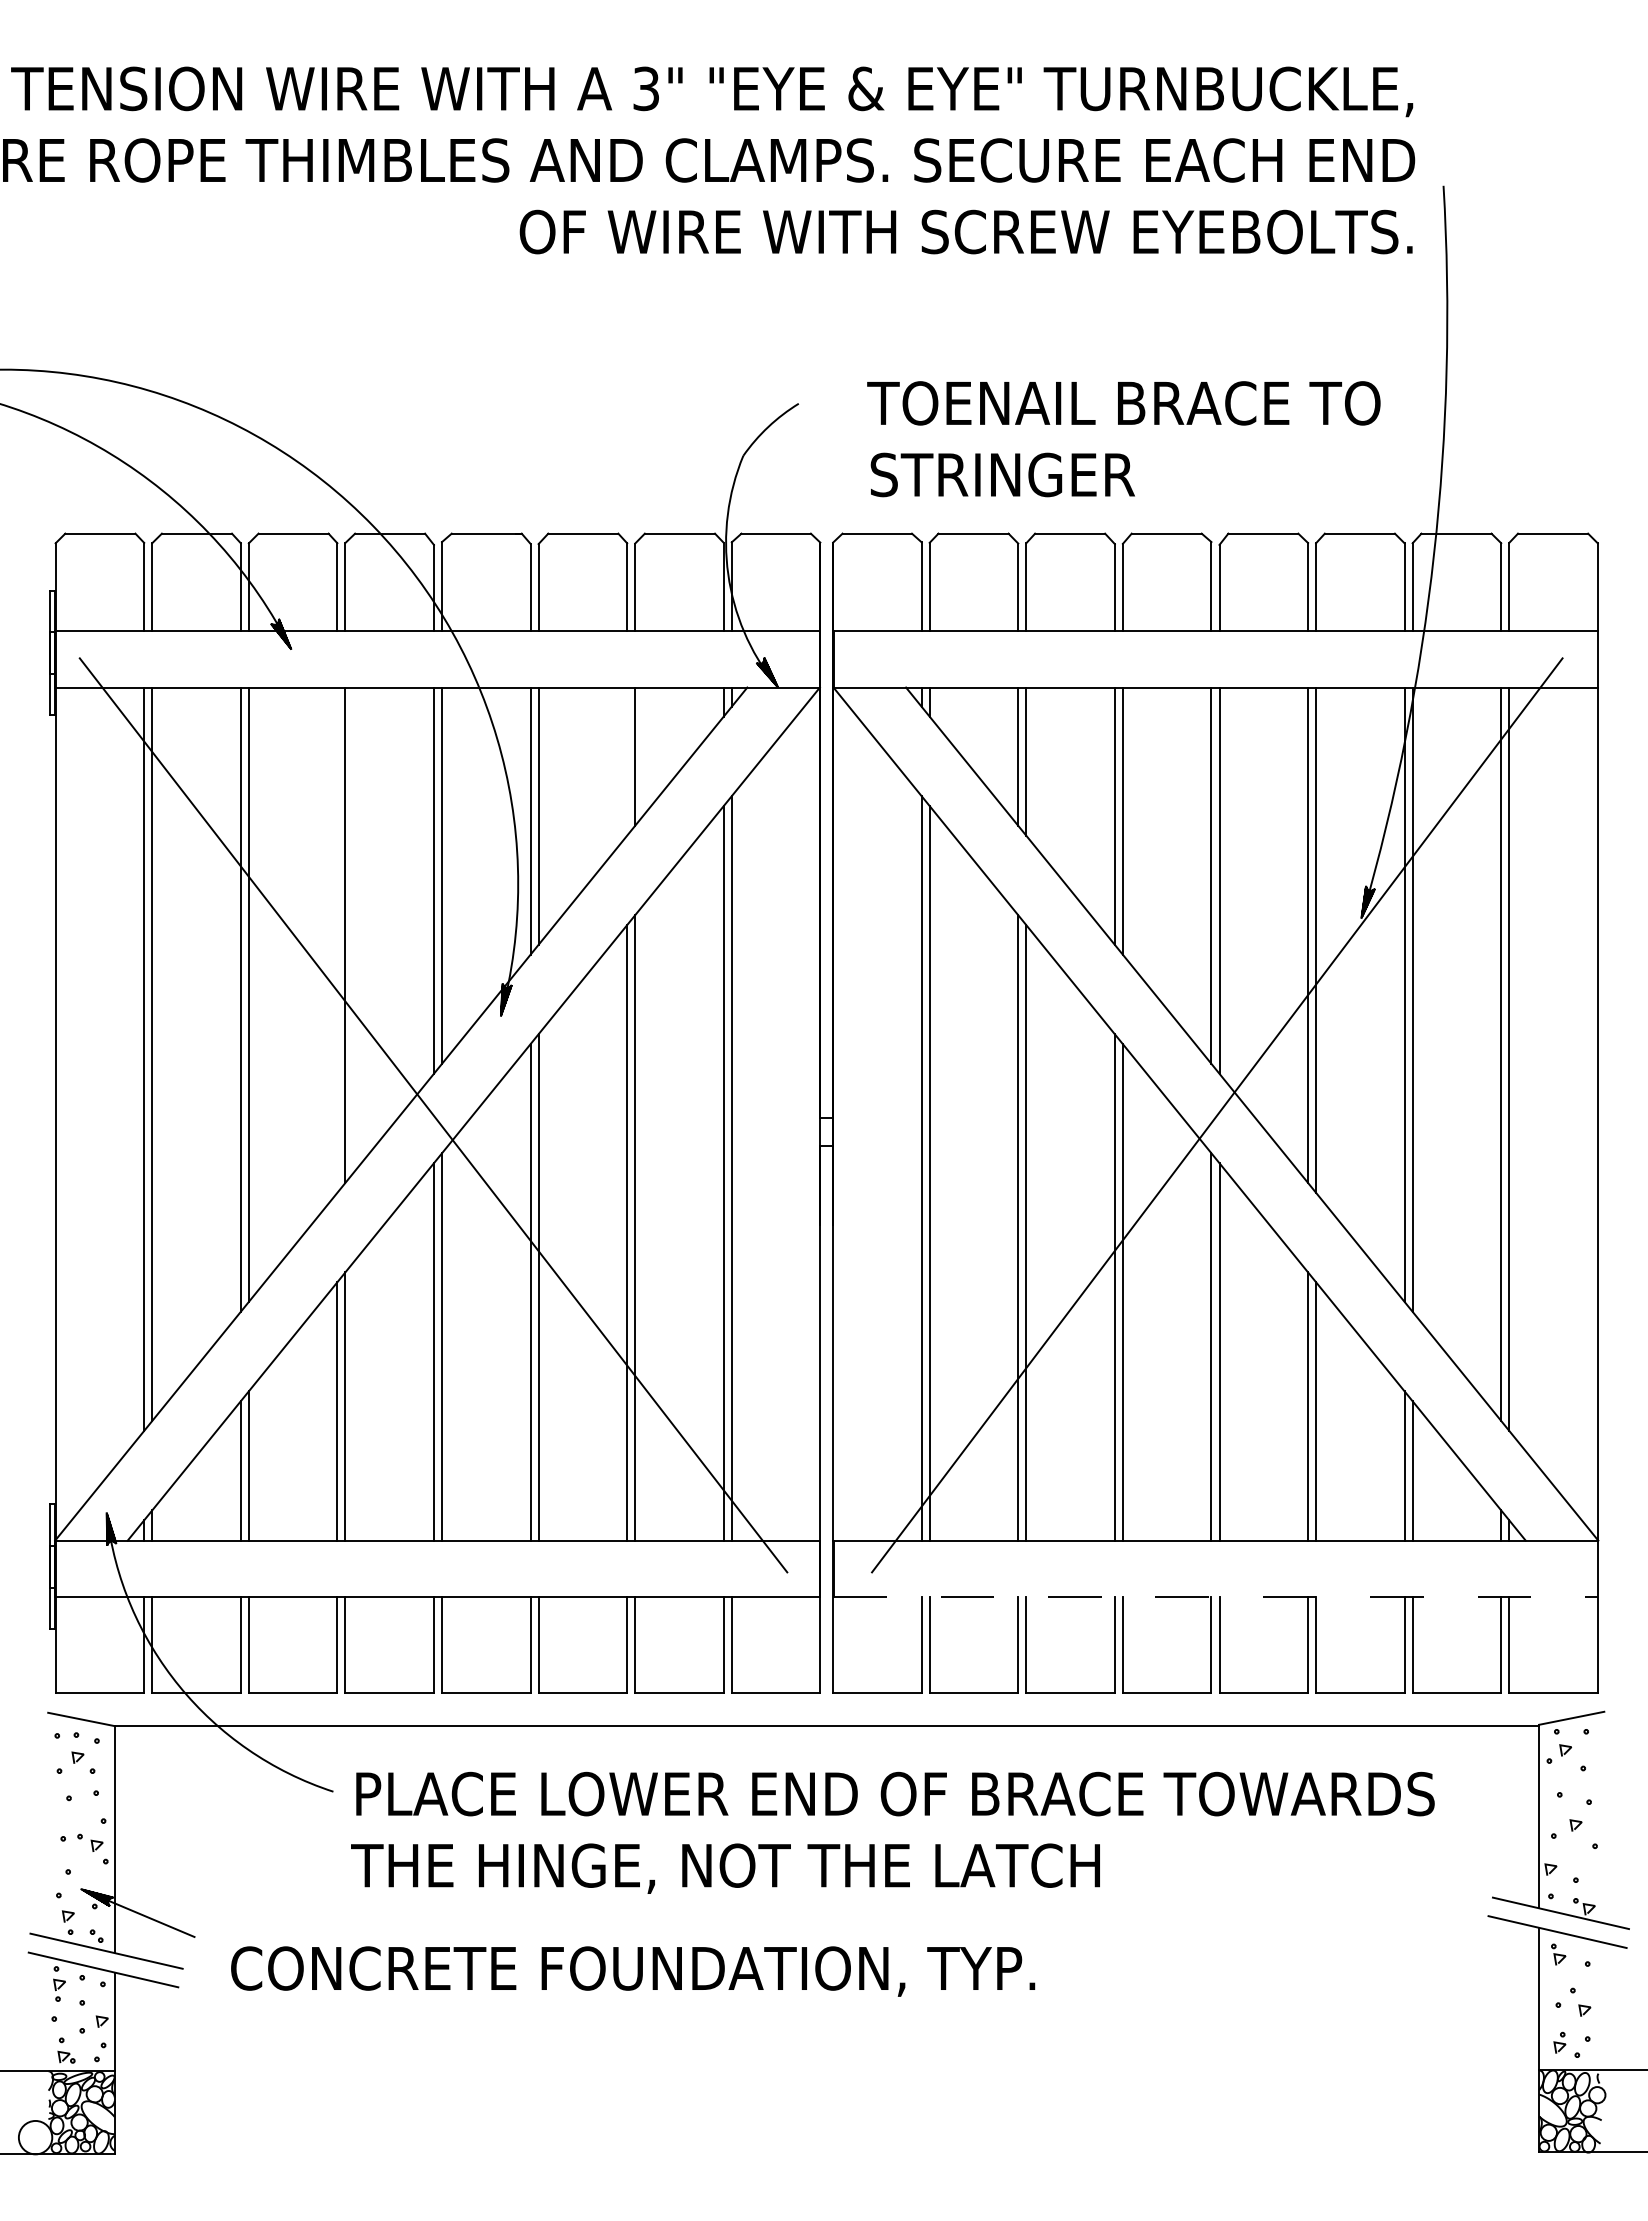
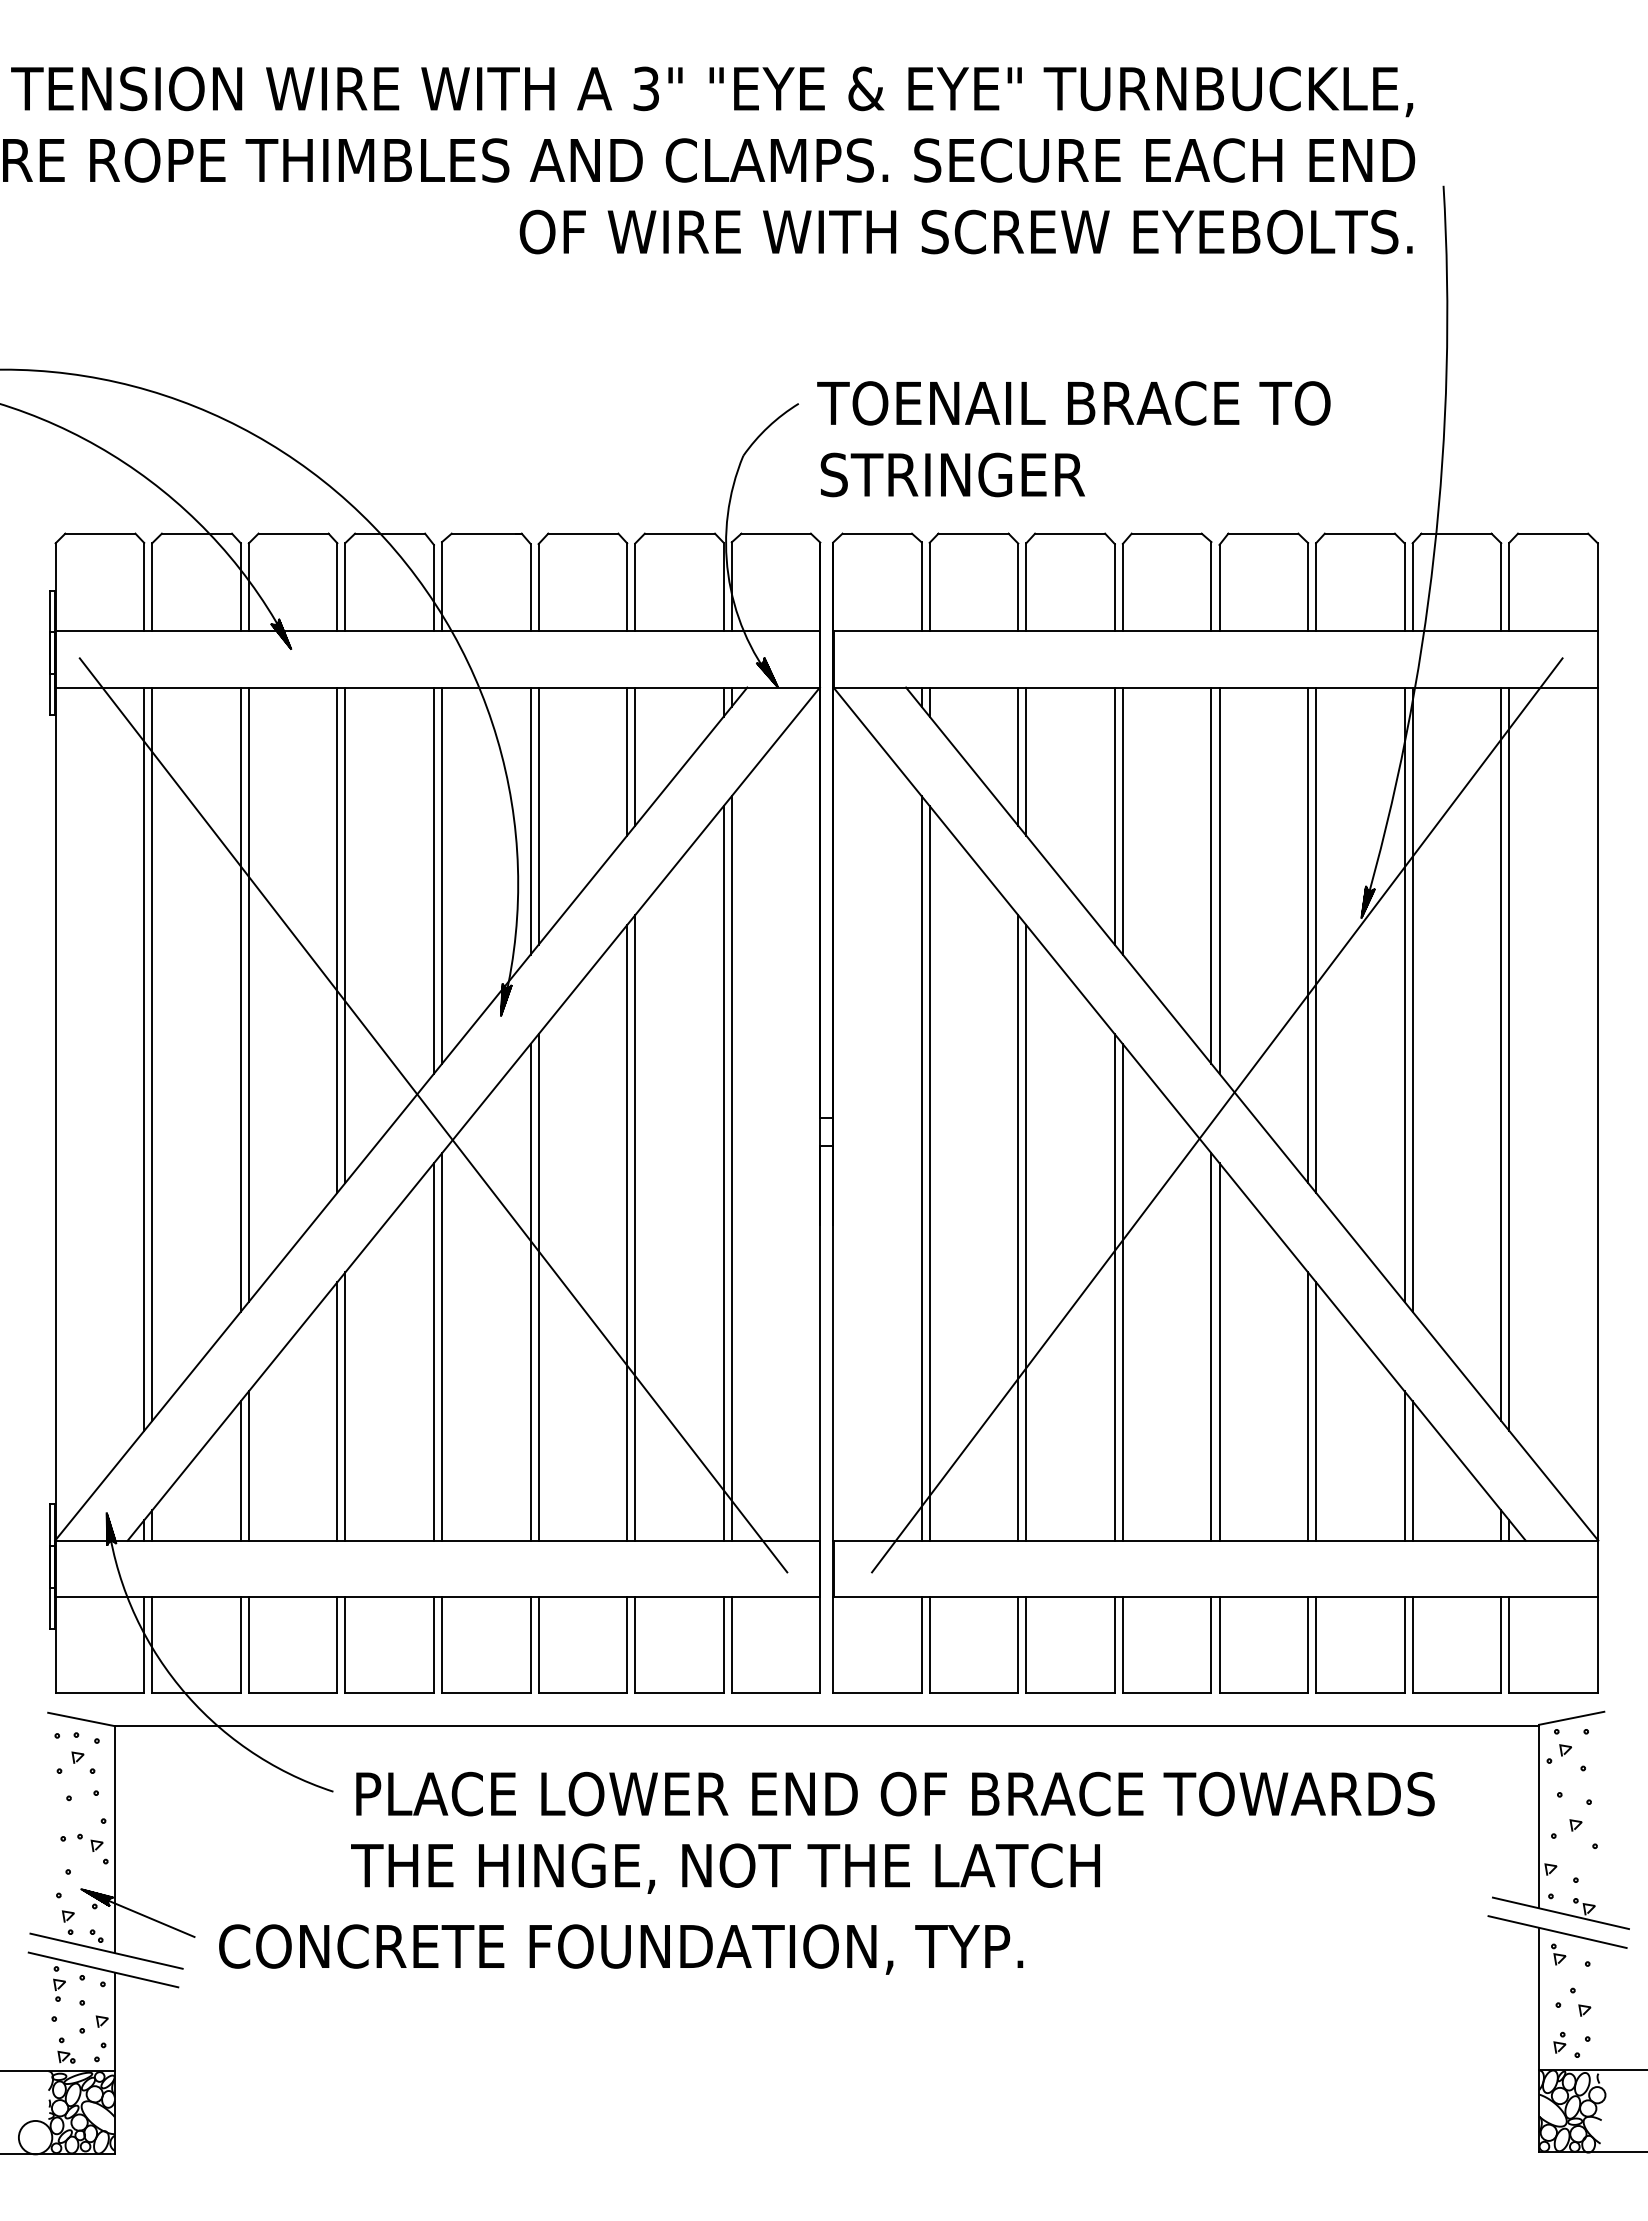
text position: (1123, 439) -> (1073, 439) (1073, 439)
line: none -> present (627, 761)
line: none -> present (337, 939)
line: dashed -> solid (1215, 1597)
text position: (633, 1971) -> (621, 1949) (621, 1949)
